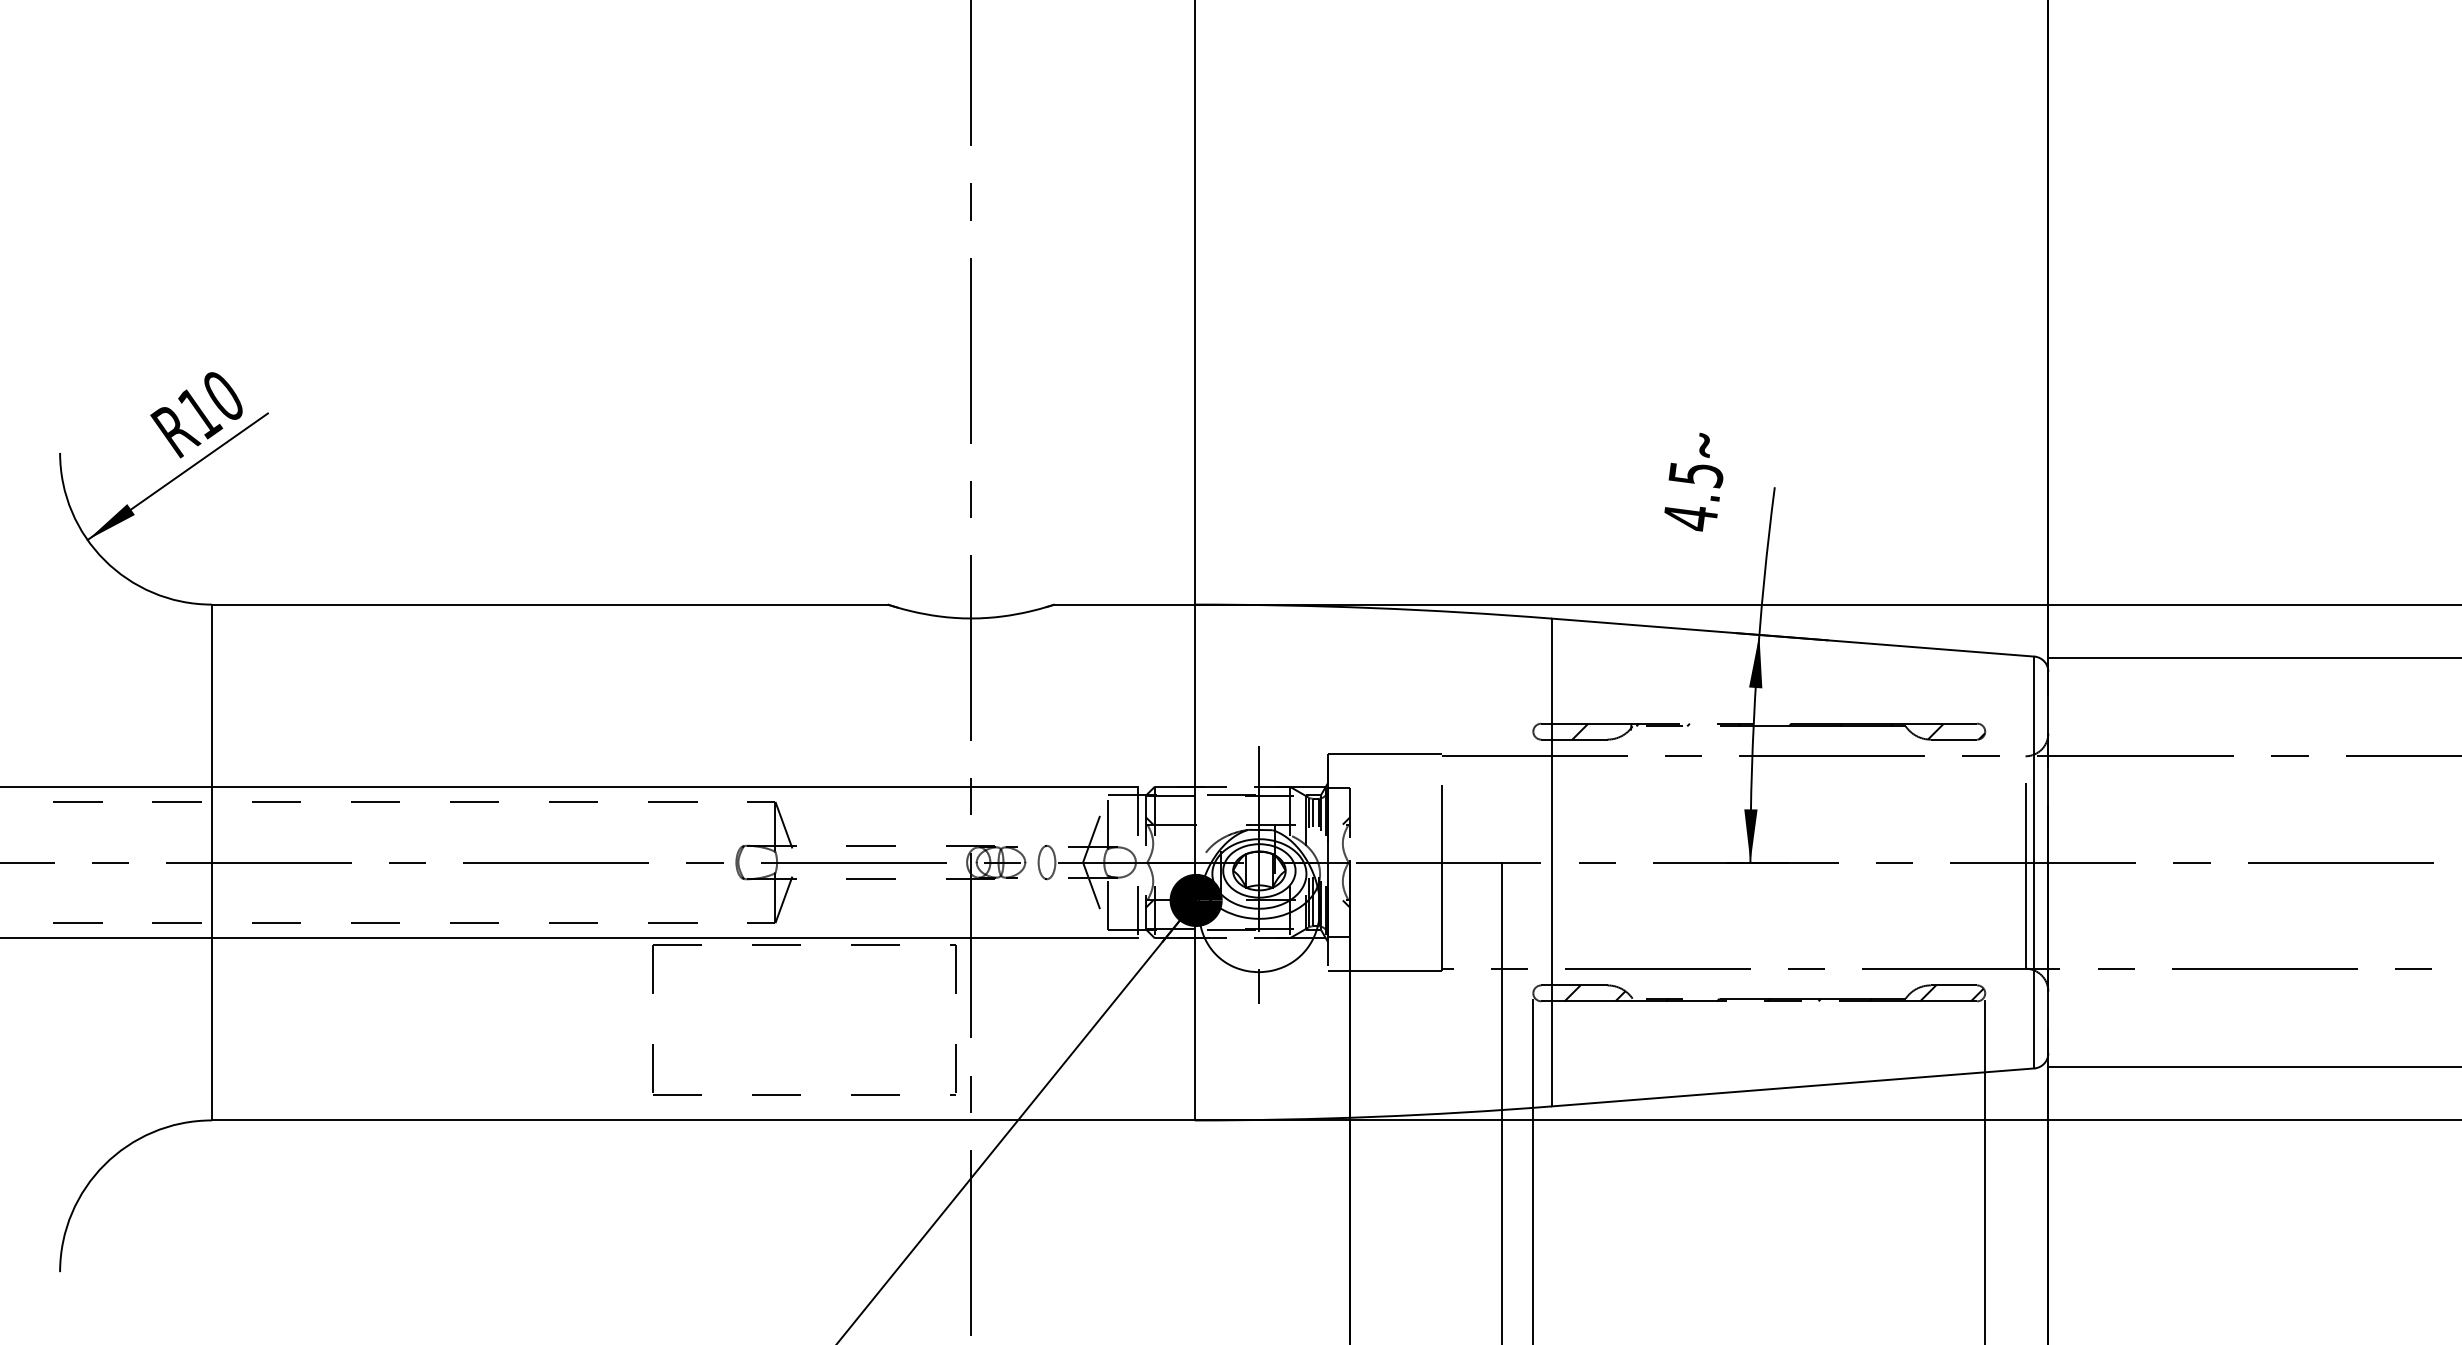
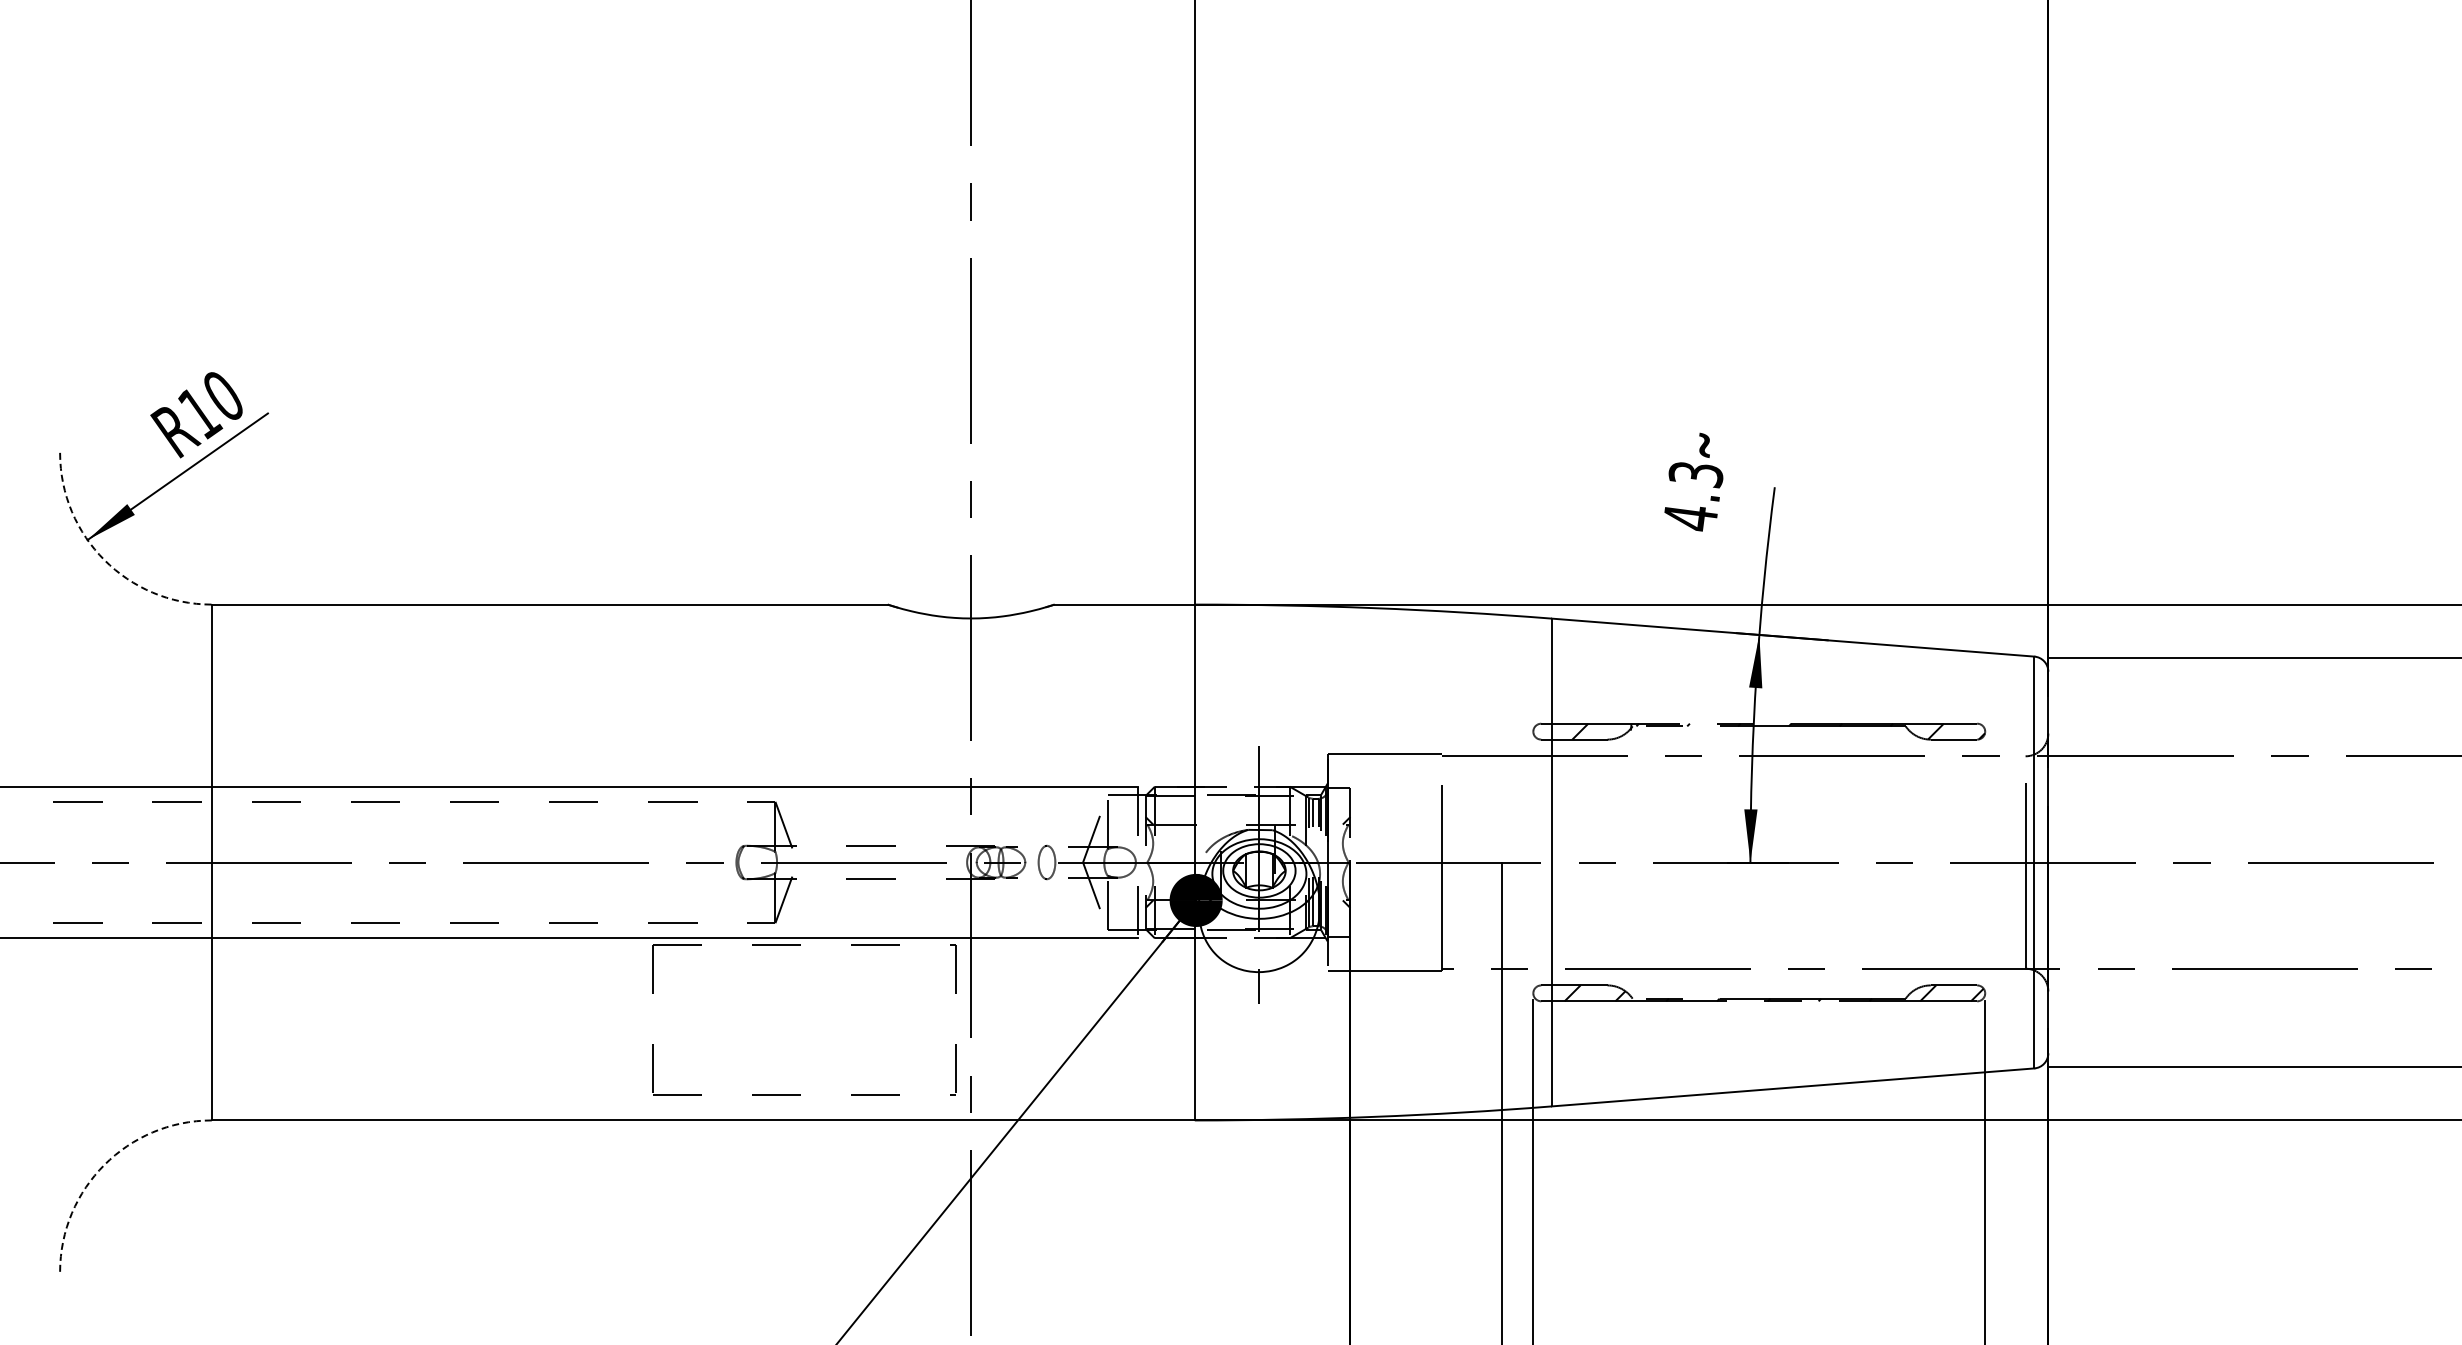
text: 4.5 -> 4.3 (1695, 475)
arc: solid -> dashed (104, 560)
arc: solid -> dashed (104, 1164)
